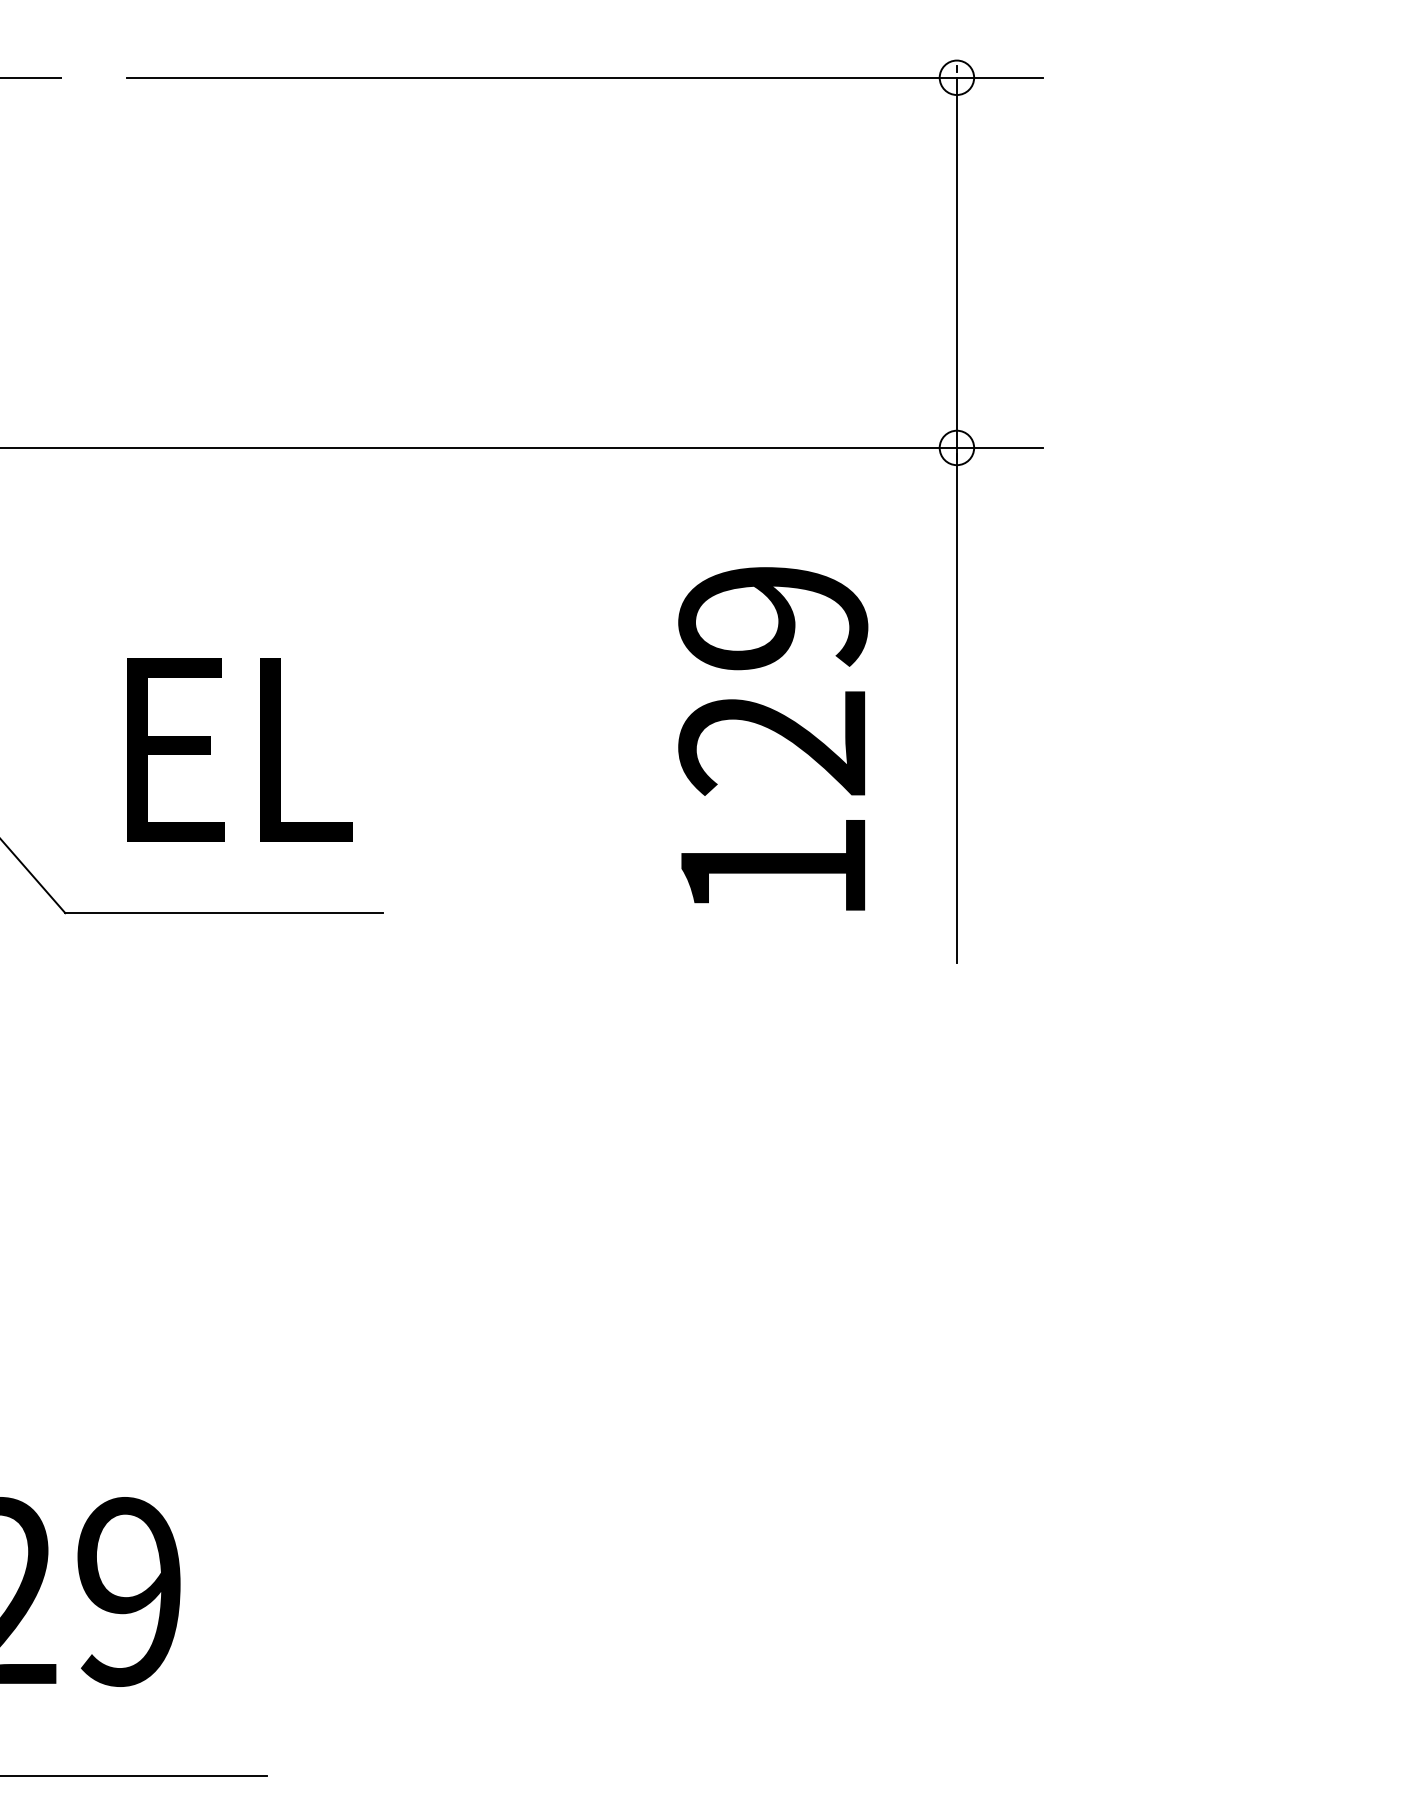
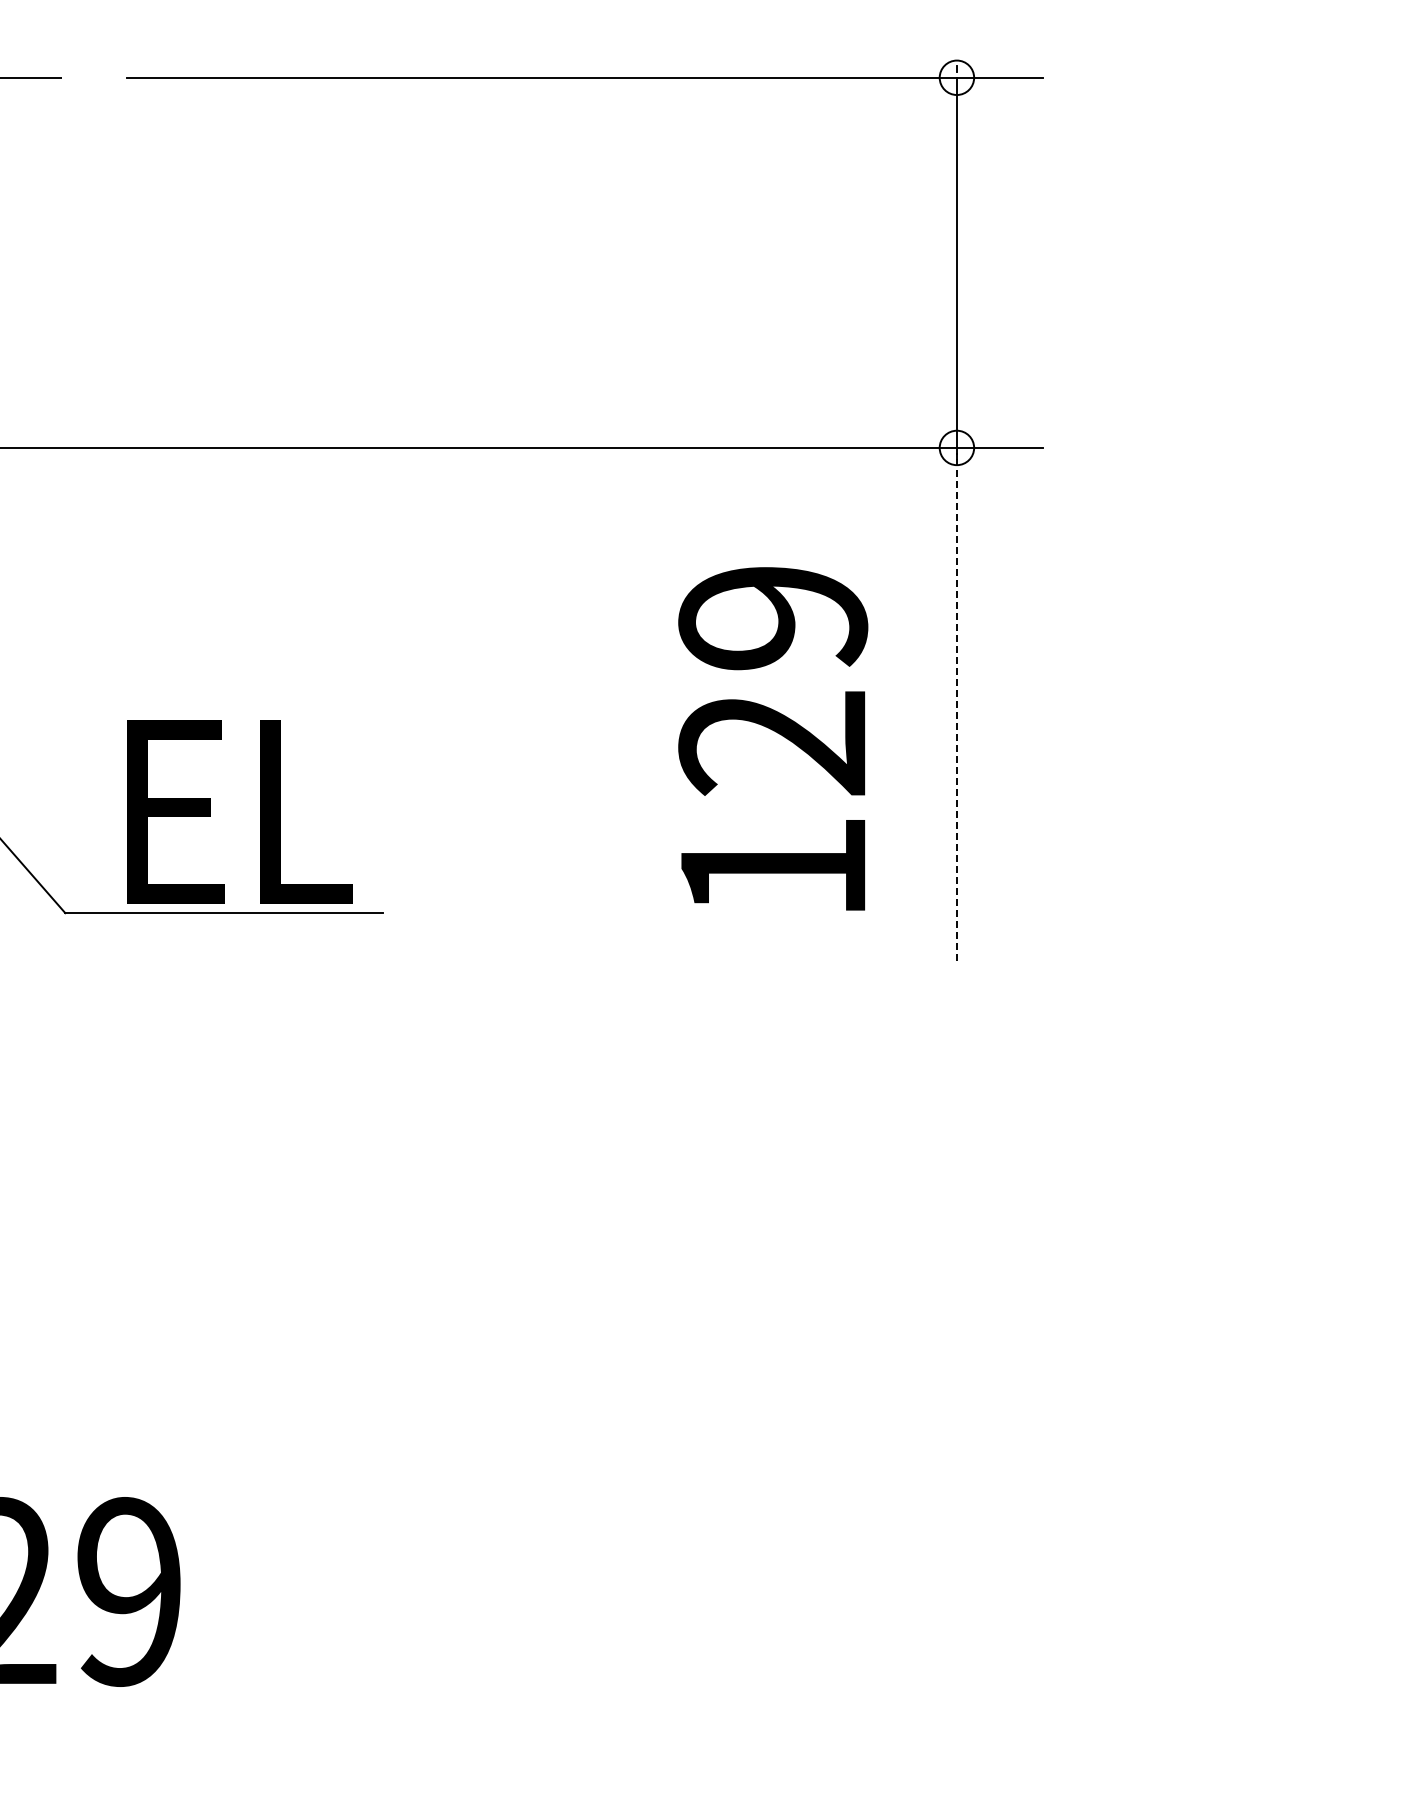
line: solid -> dashed (956, 705)
text position: (239, 749) -> (239, 811) (239, 811)
line: present -> none (134, 1775)
